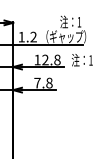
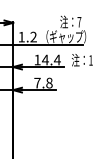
text: 1 -> 7 (79, 22)
text: 12.8 -> 14.4 (51, 59)
